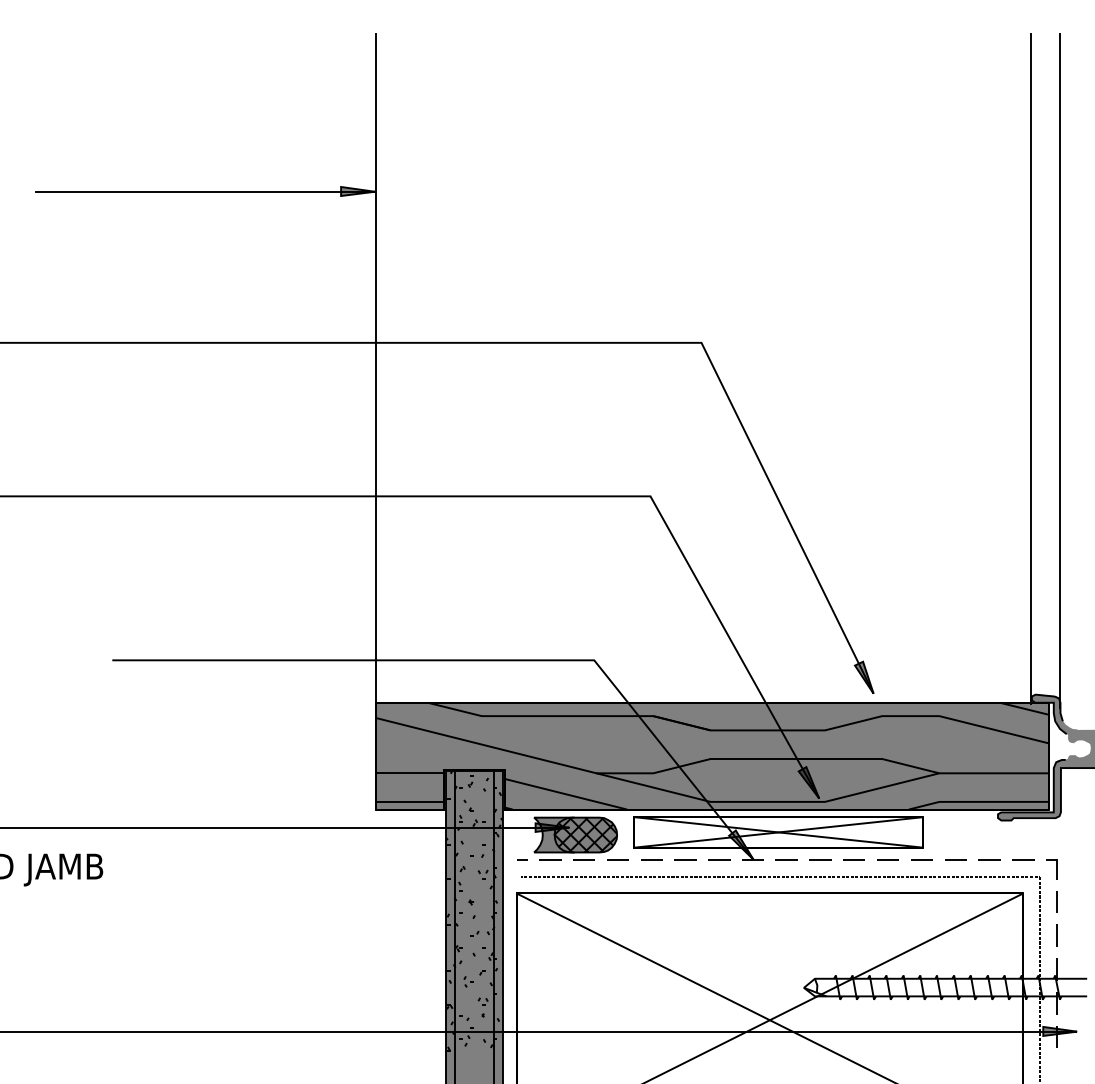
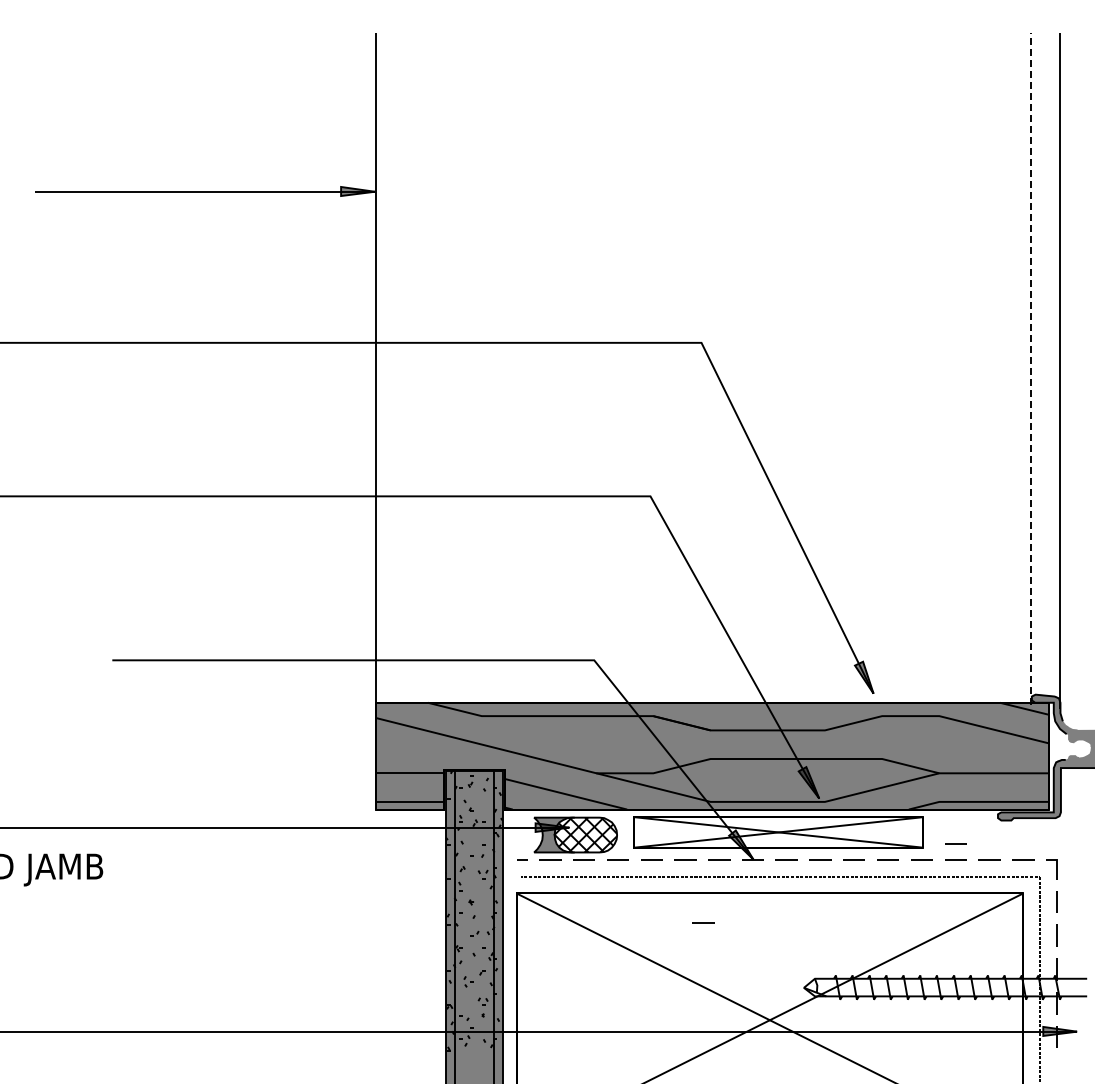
line: solid -> dashed (1031, 368)
fill: present -> none (585, 834)
line: none -> present (955, 843)
line: none -> present (703, 922)
